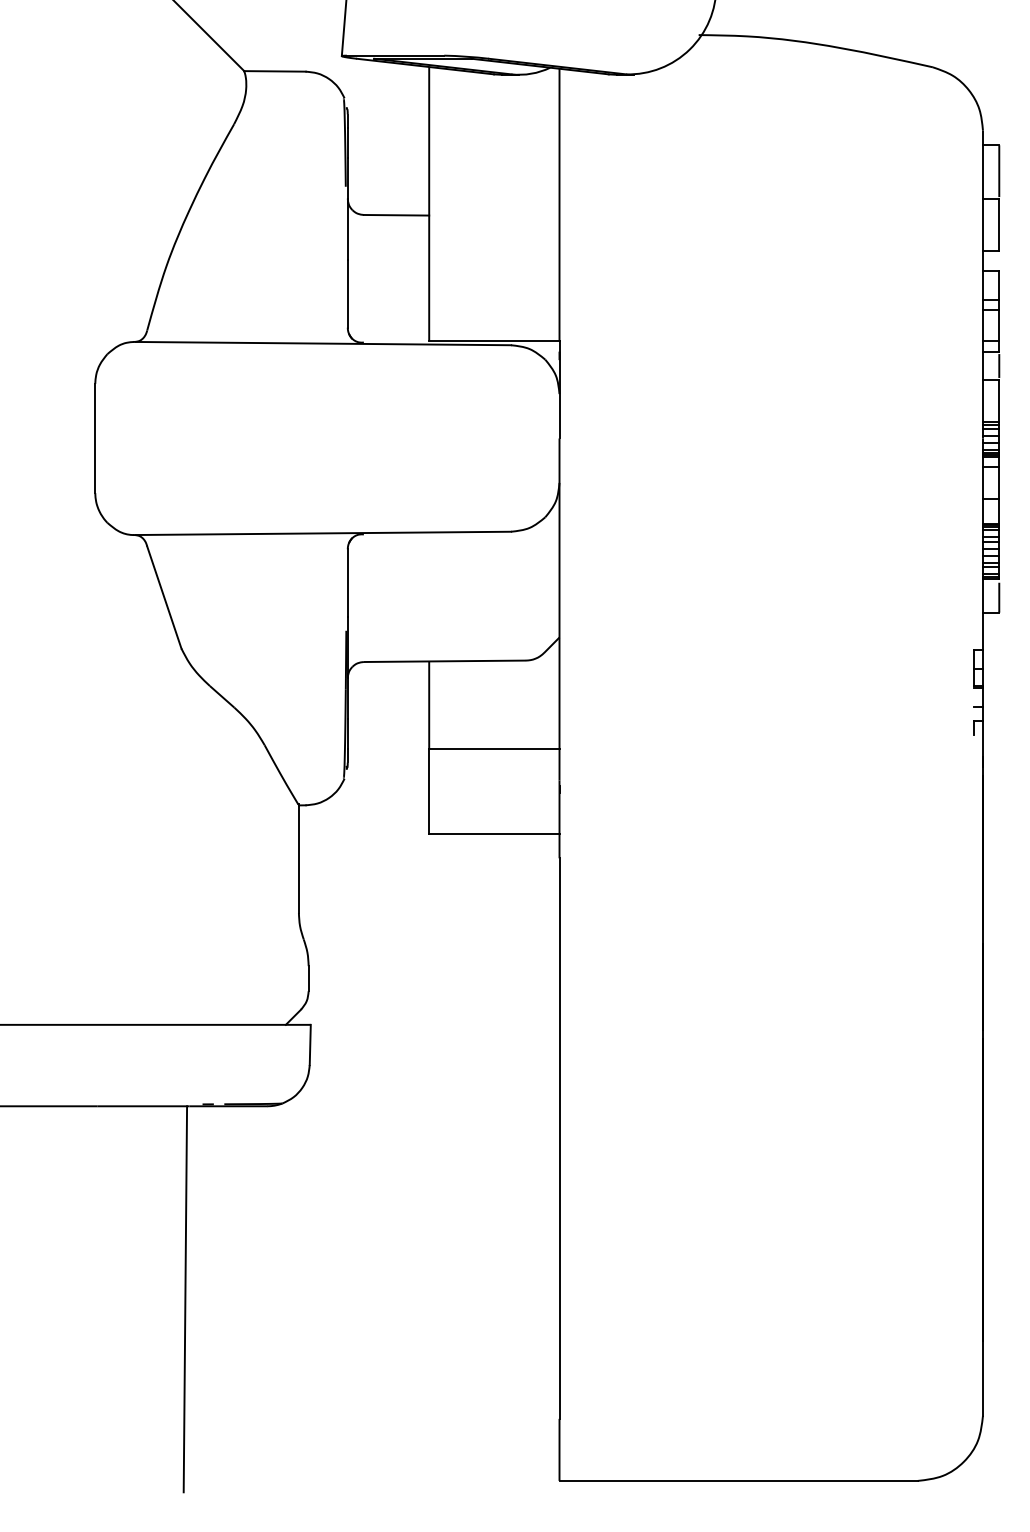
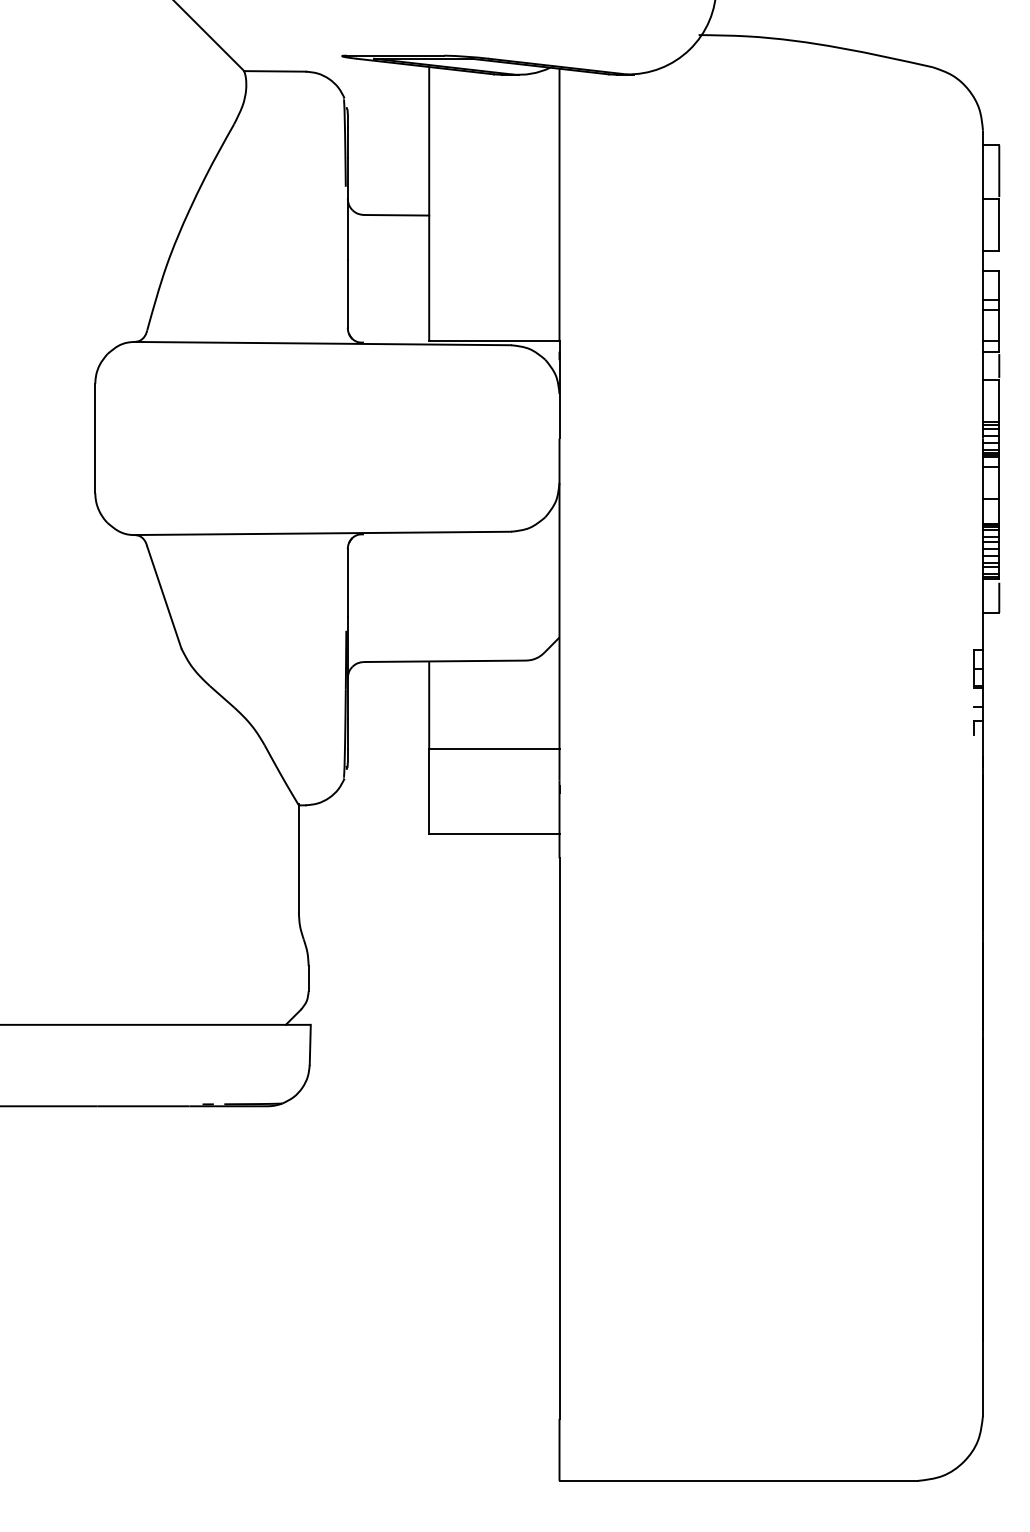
line: present -> none (343, 29)
line: present -> none (185, 1299)
